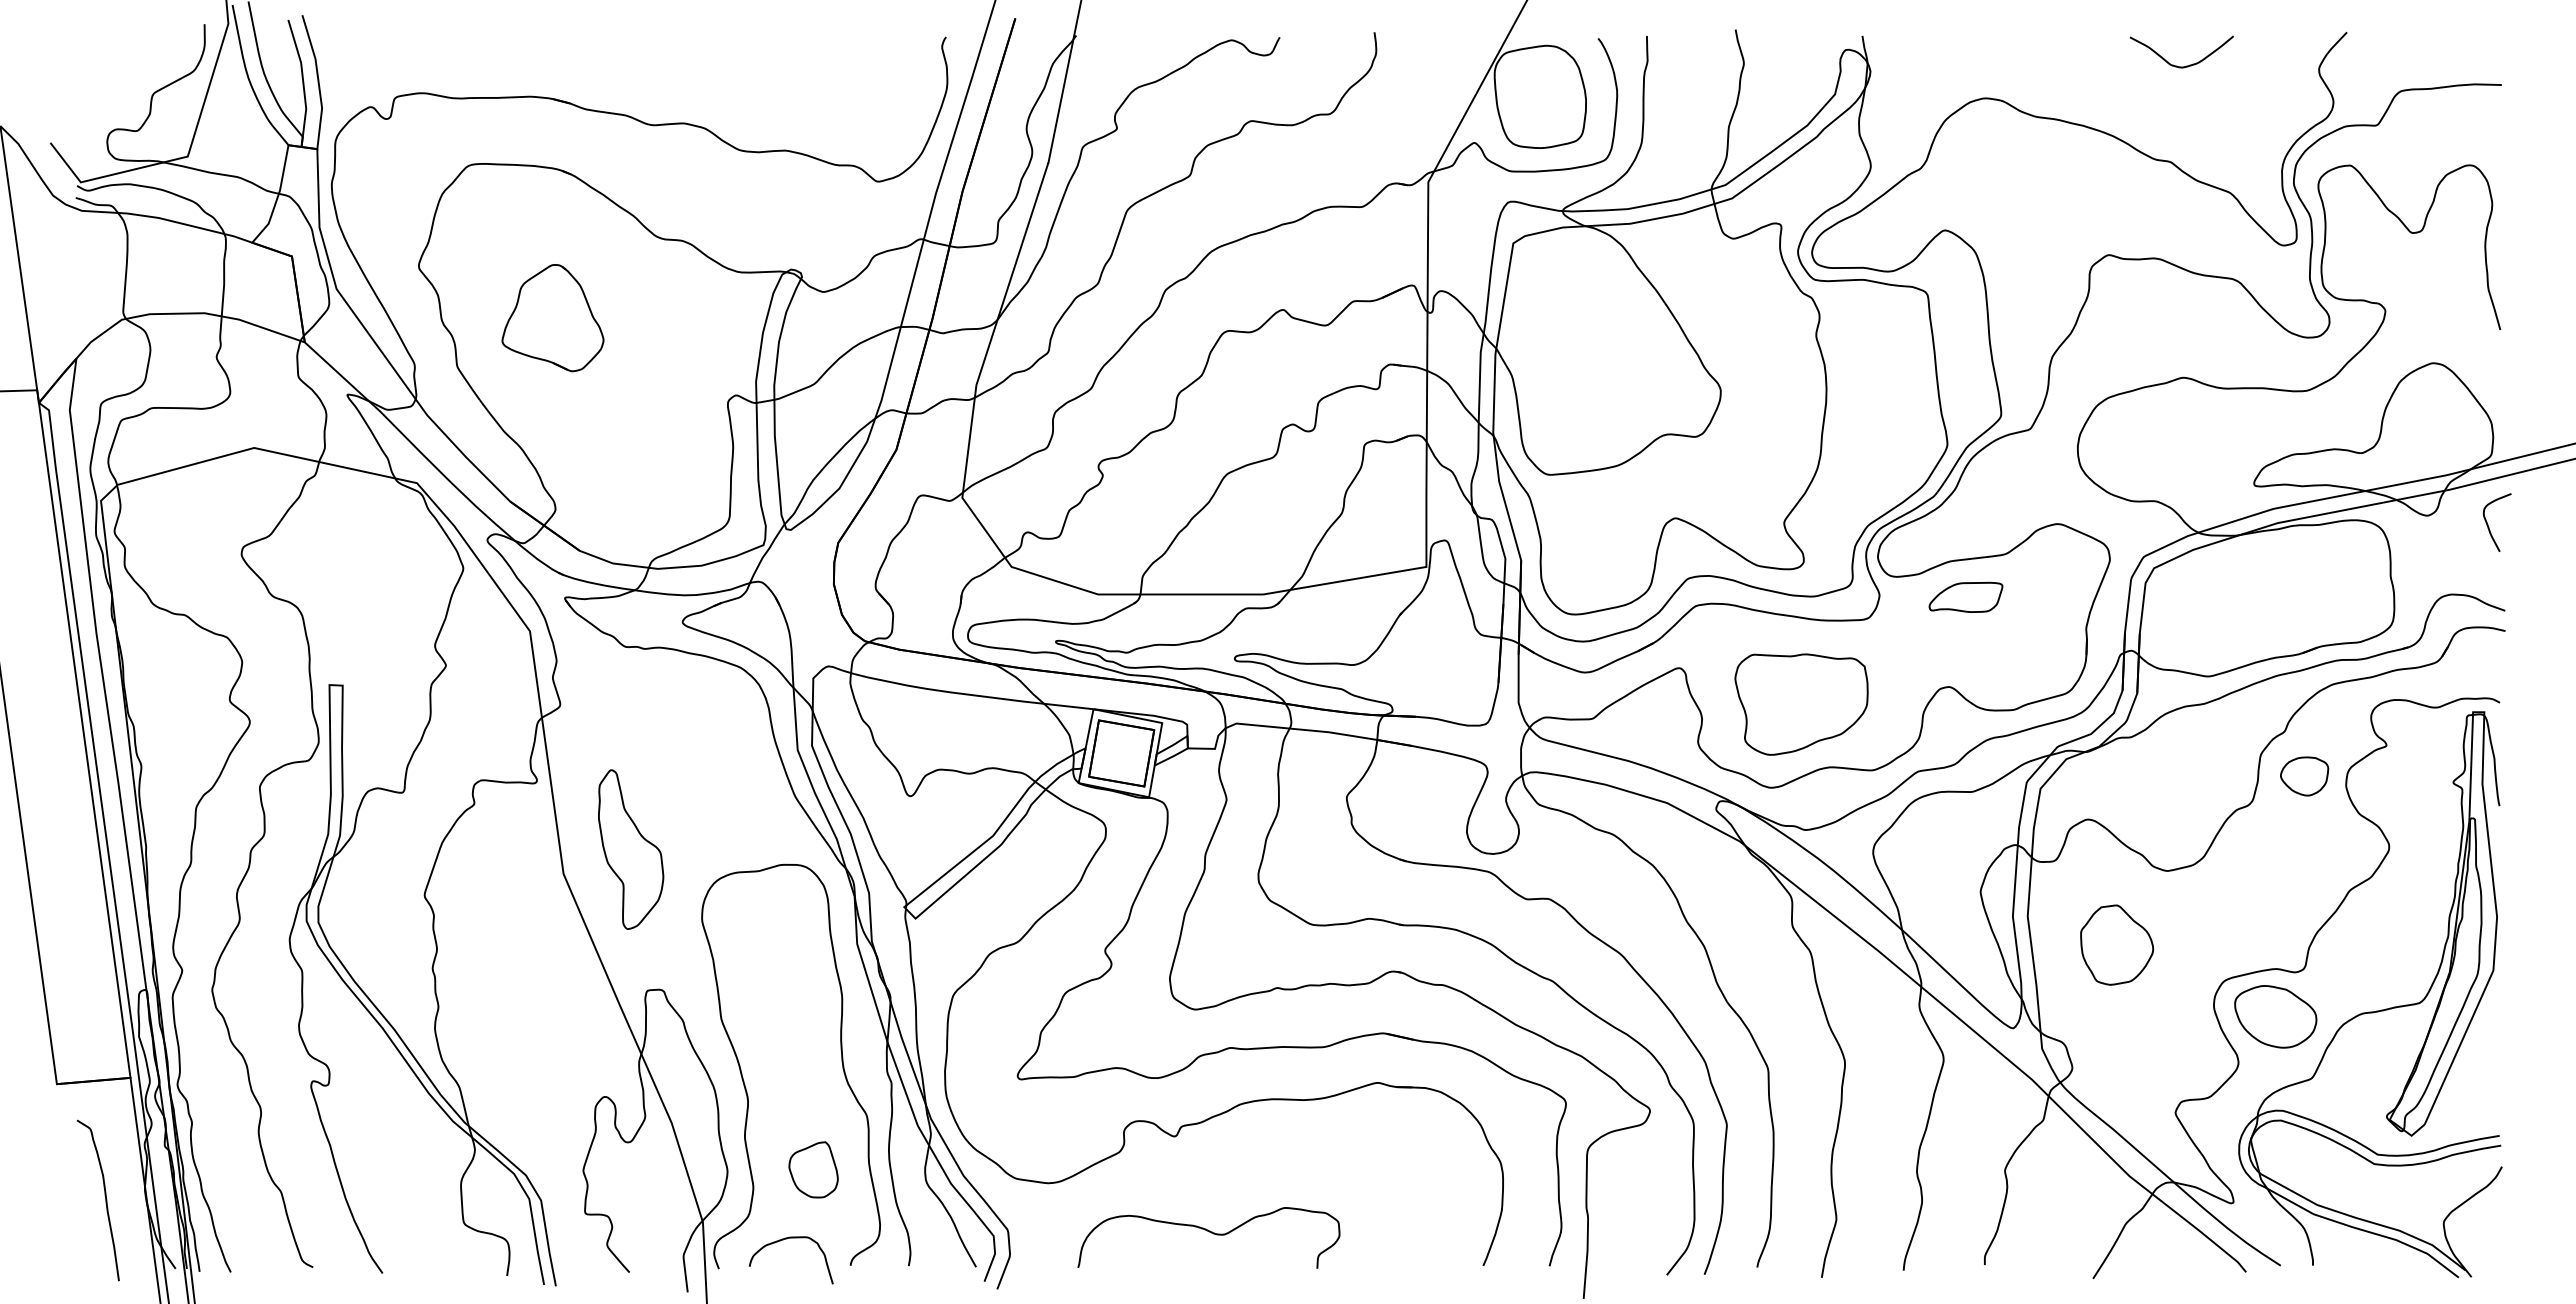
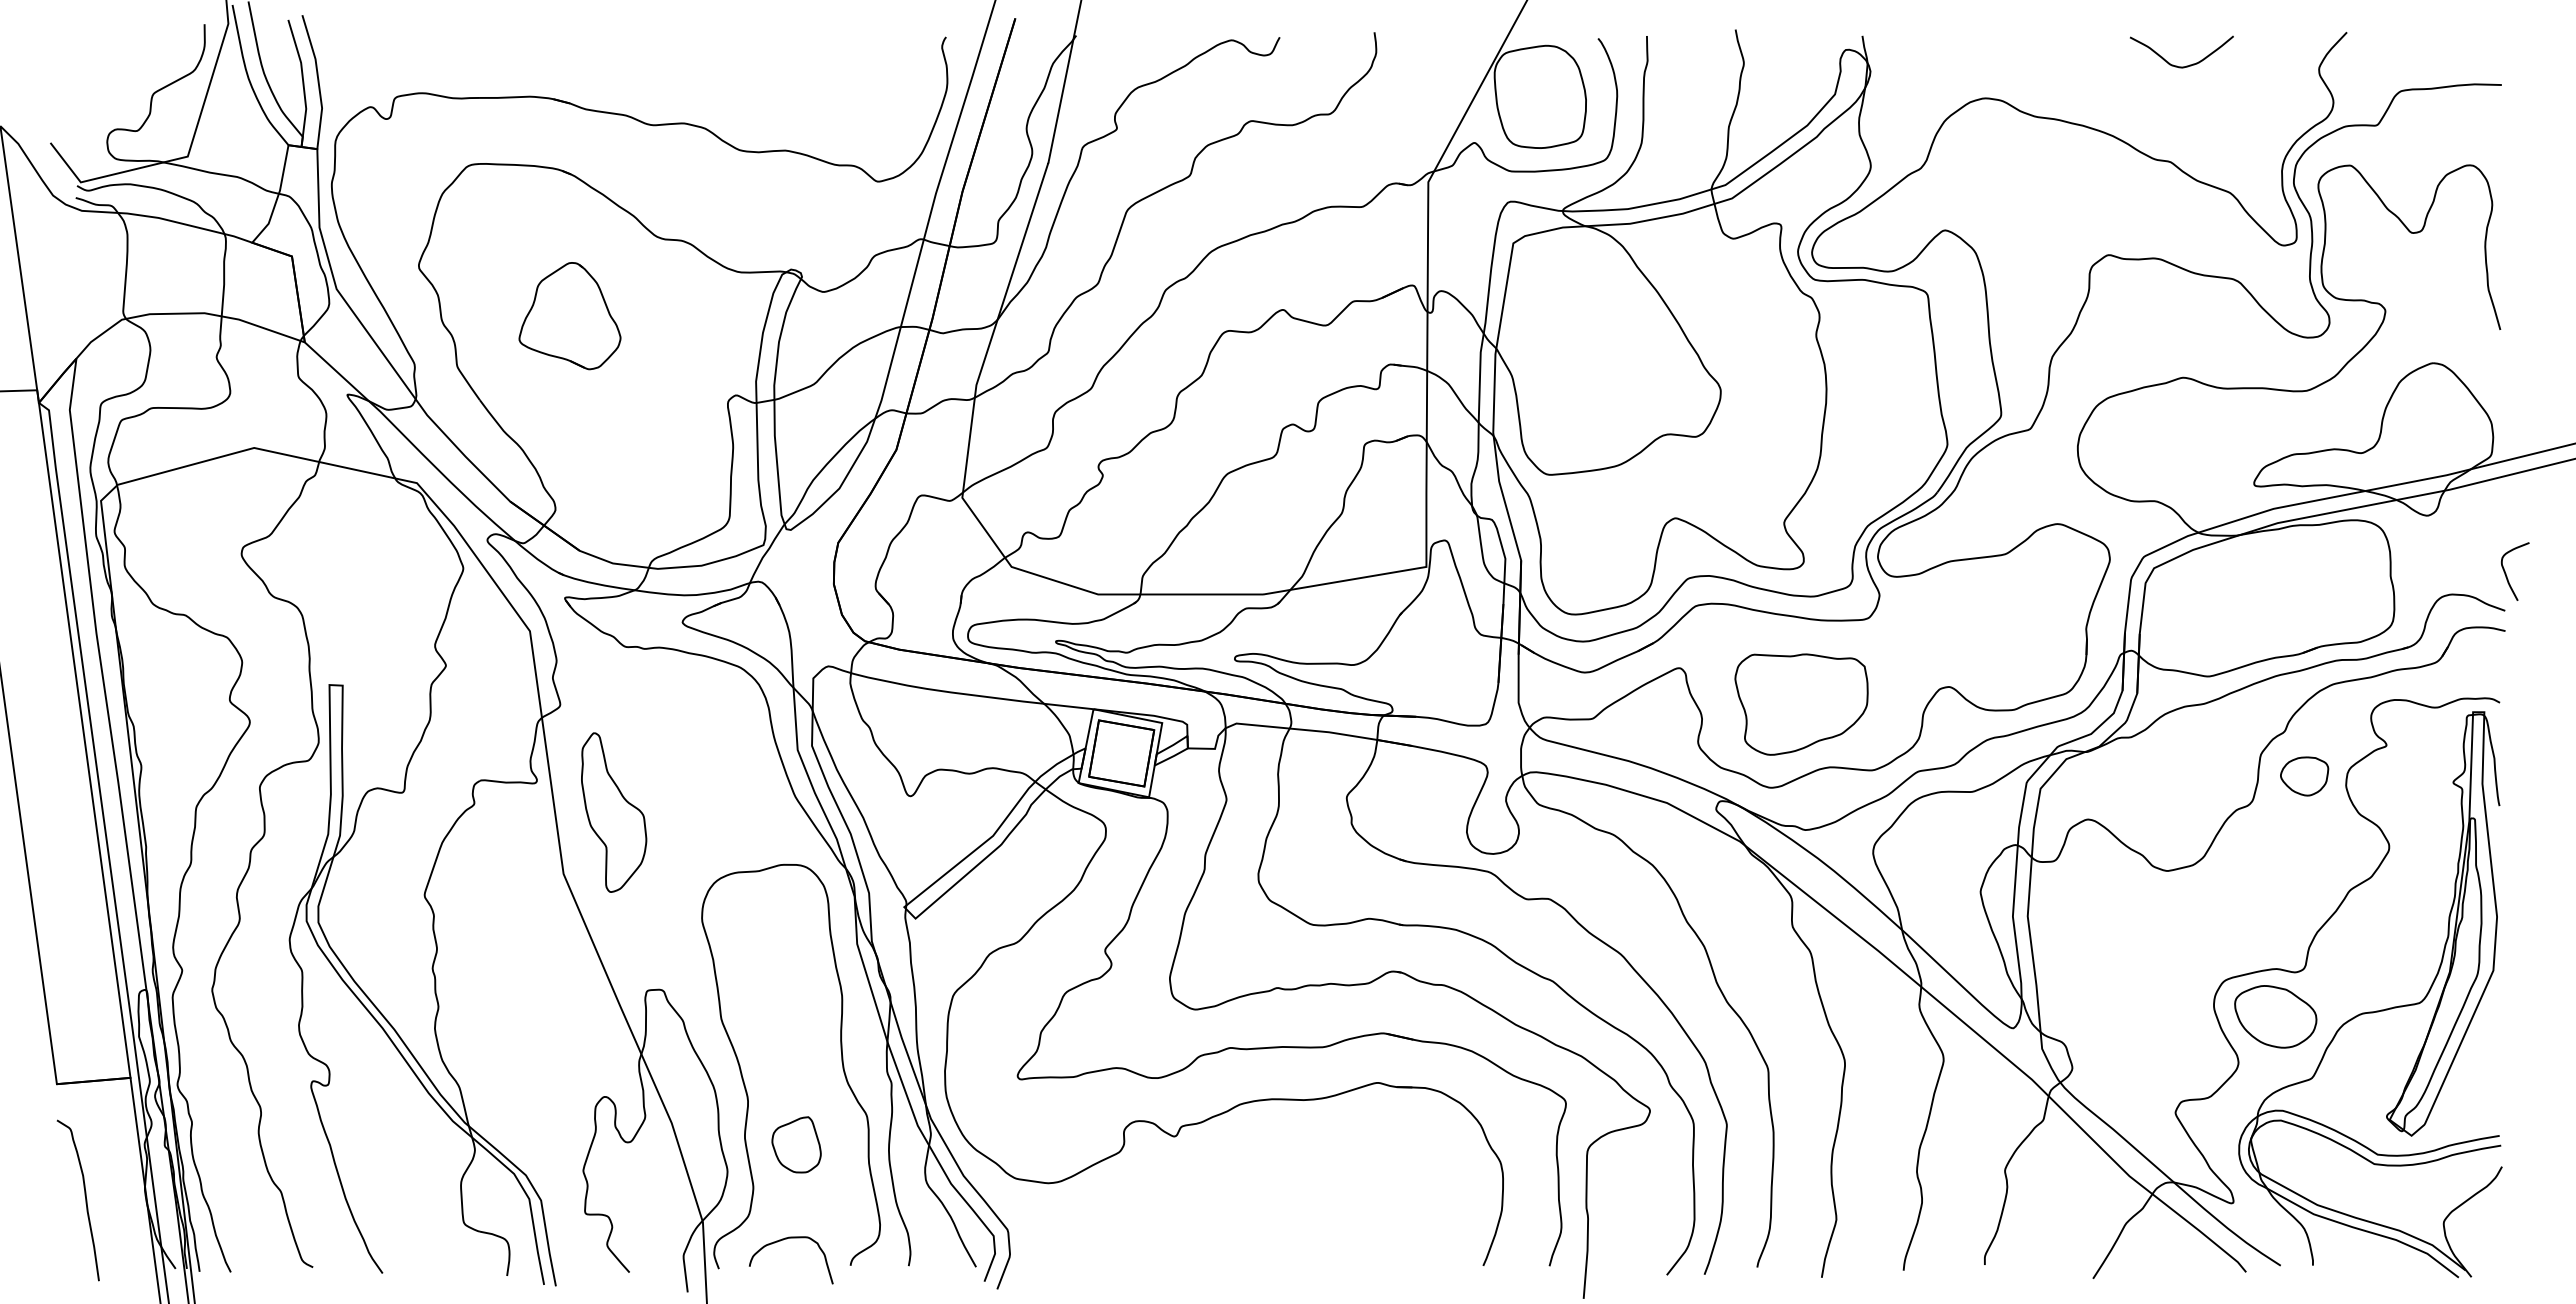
part position: (552, 318) -> (569, 316) (569, 316)
curve position: (2488, 524) -> (2506, 573) (2506, 573)
part: present -> none (1965, 596)
part position: (631, 849) -> (614, 812) (614, 812)
part: present -> none (2117, 944)
part position: (813, 1169) -> (796, 1144) (796, 1144)
curve position: (105, 1200) -> (85, 1200) (85, 1200)
curve: present -> none (1211, 1233)
